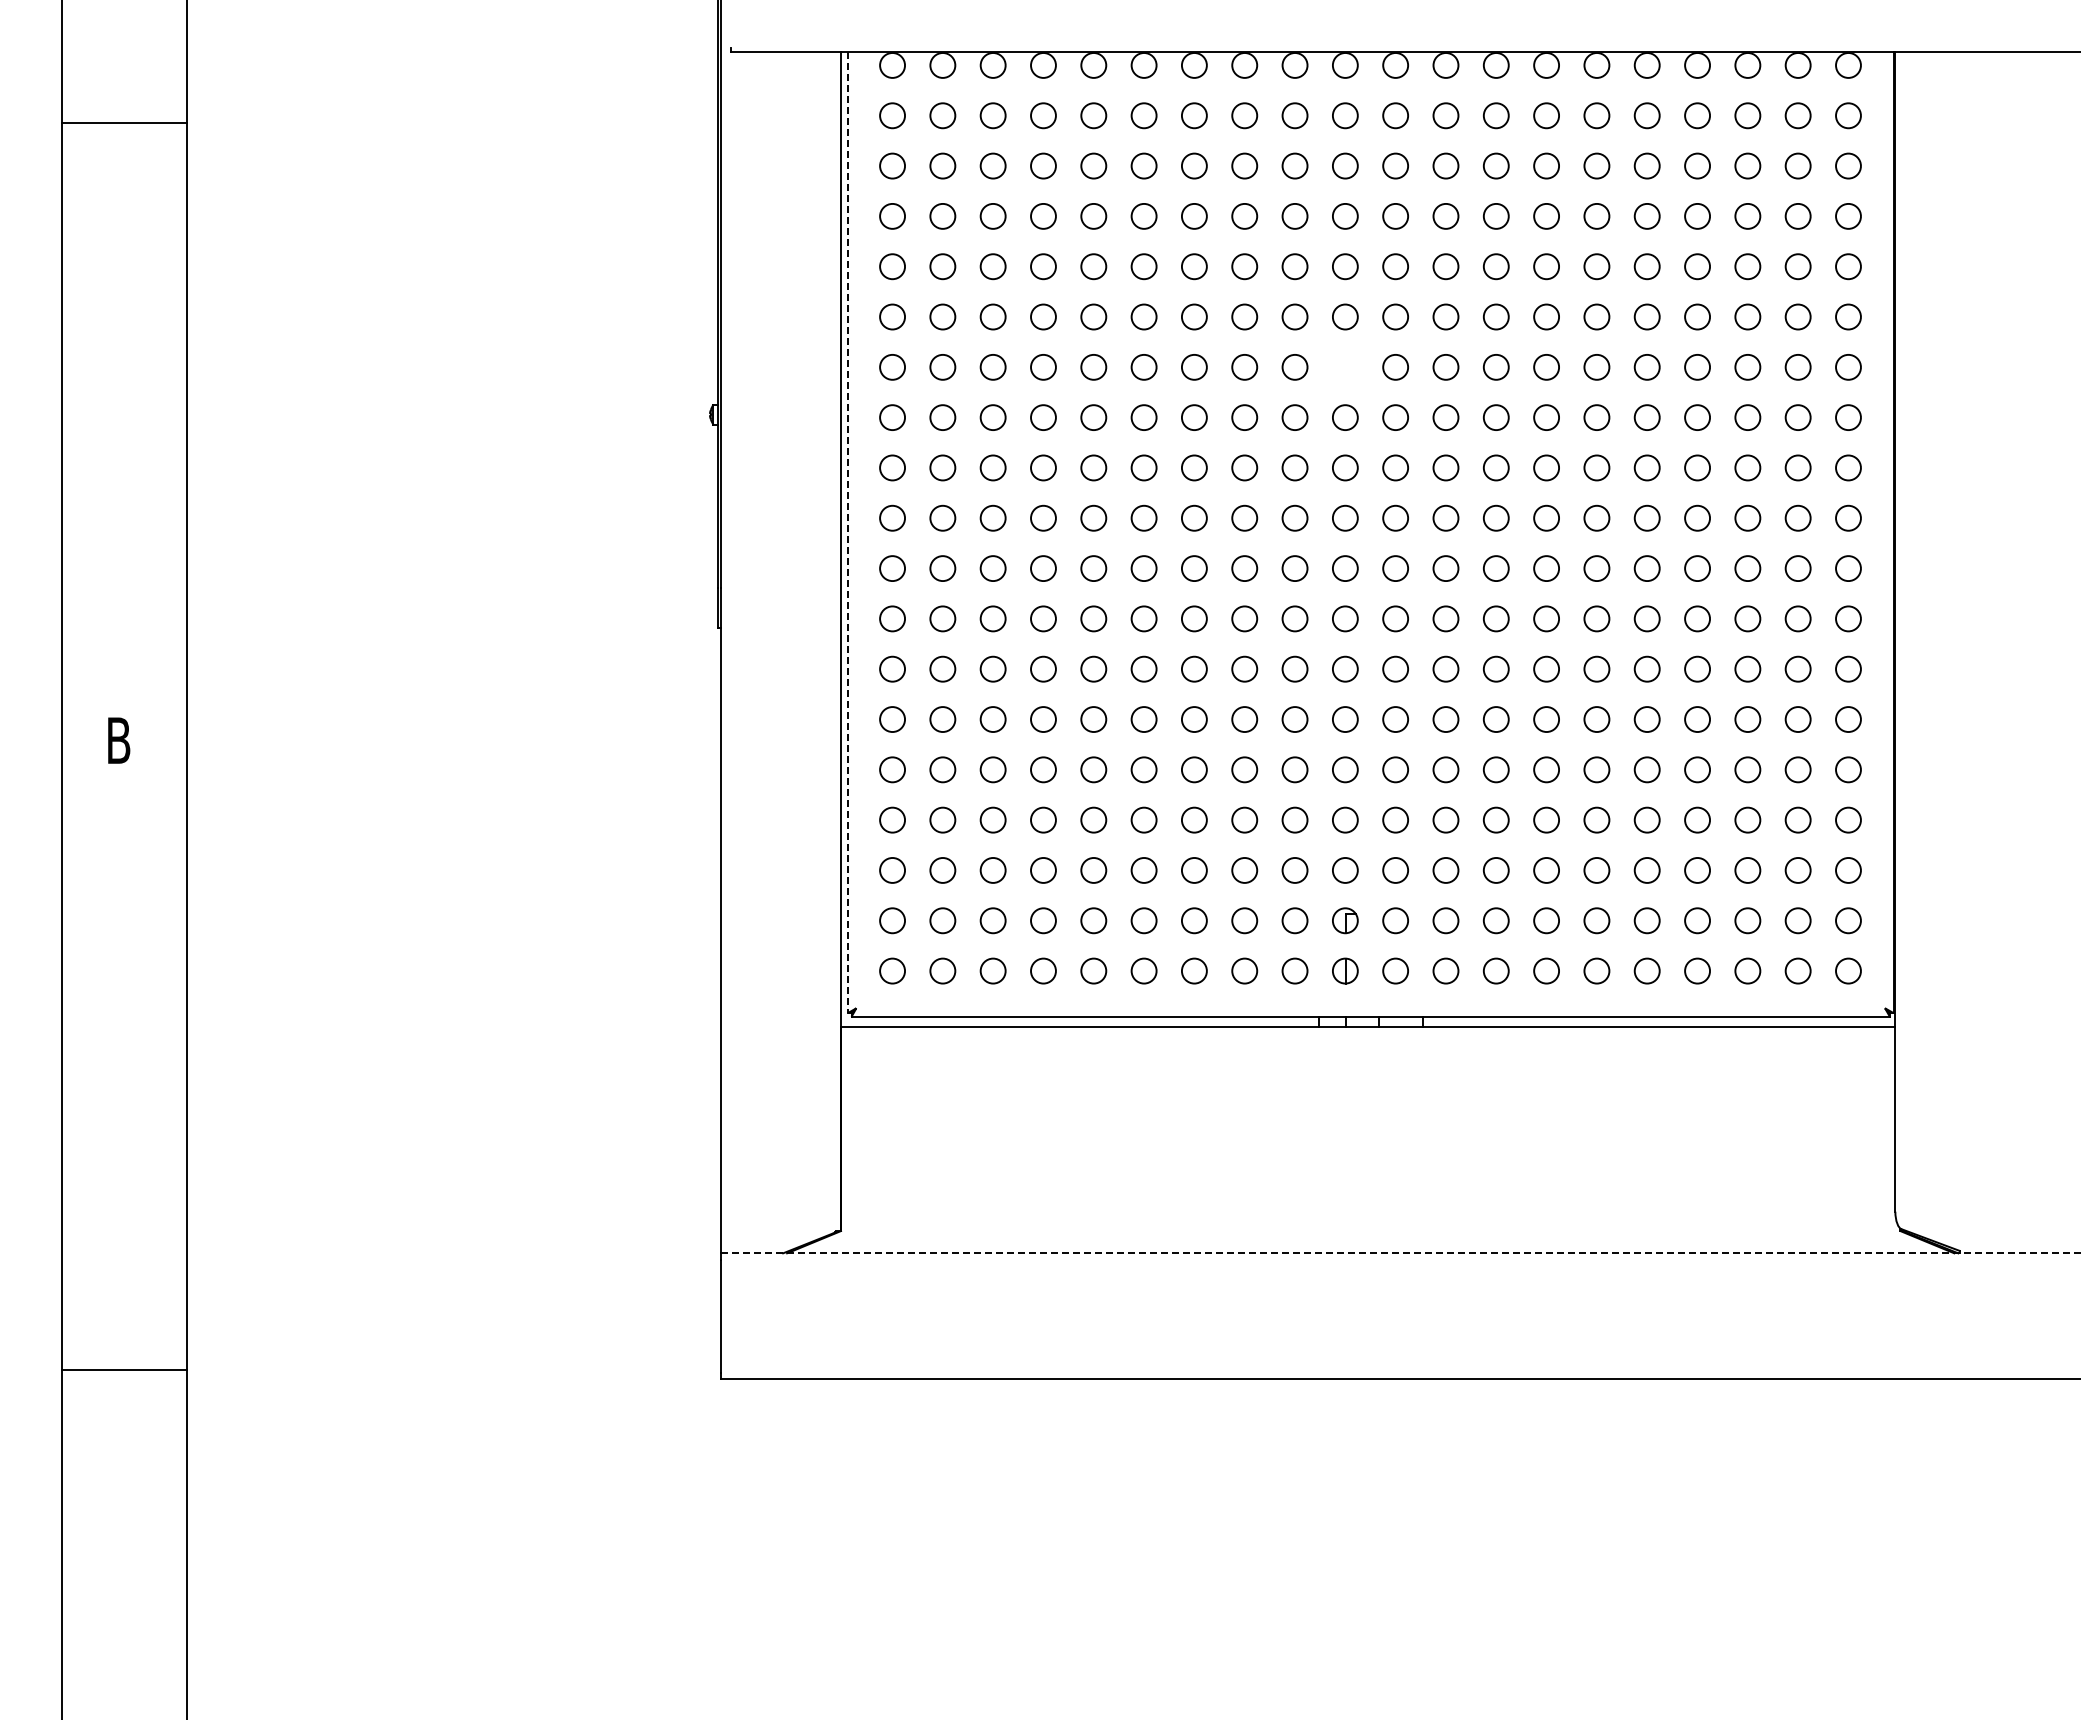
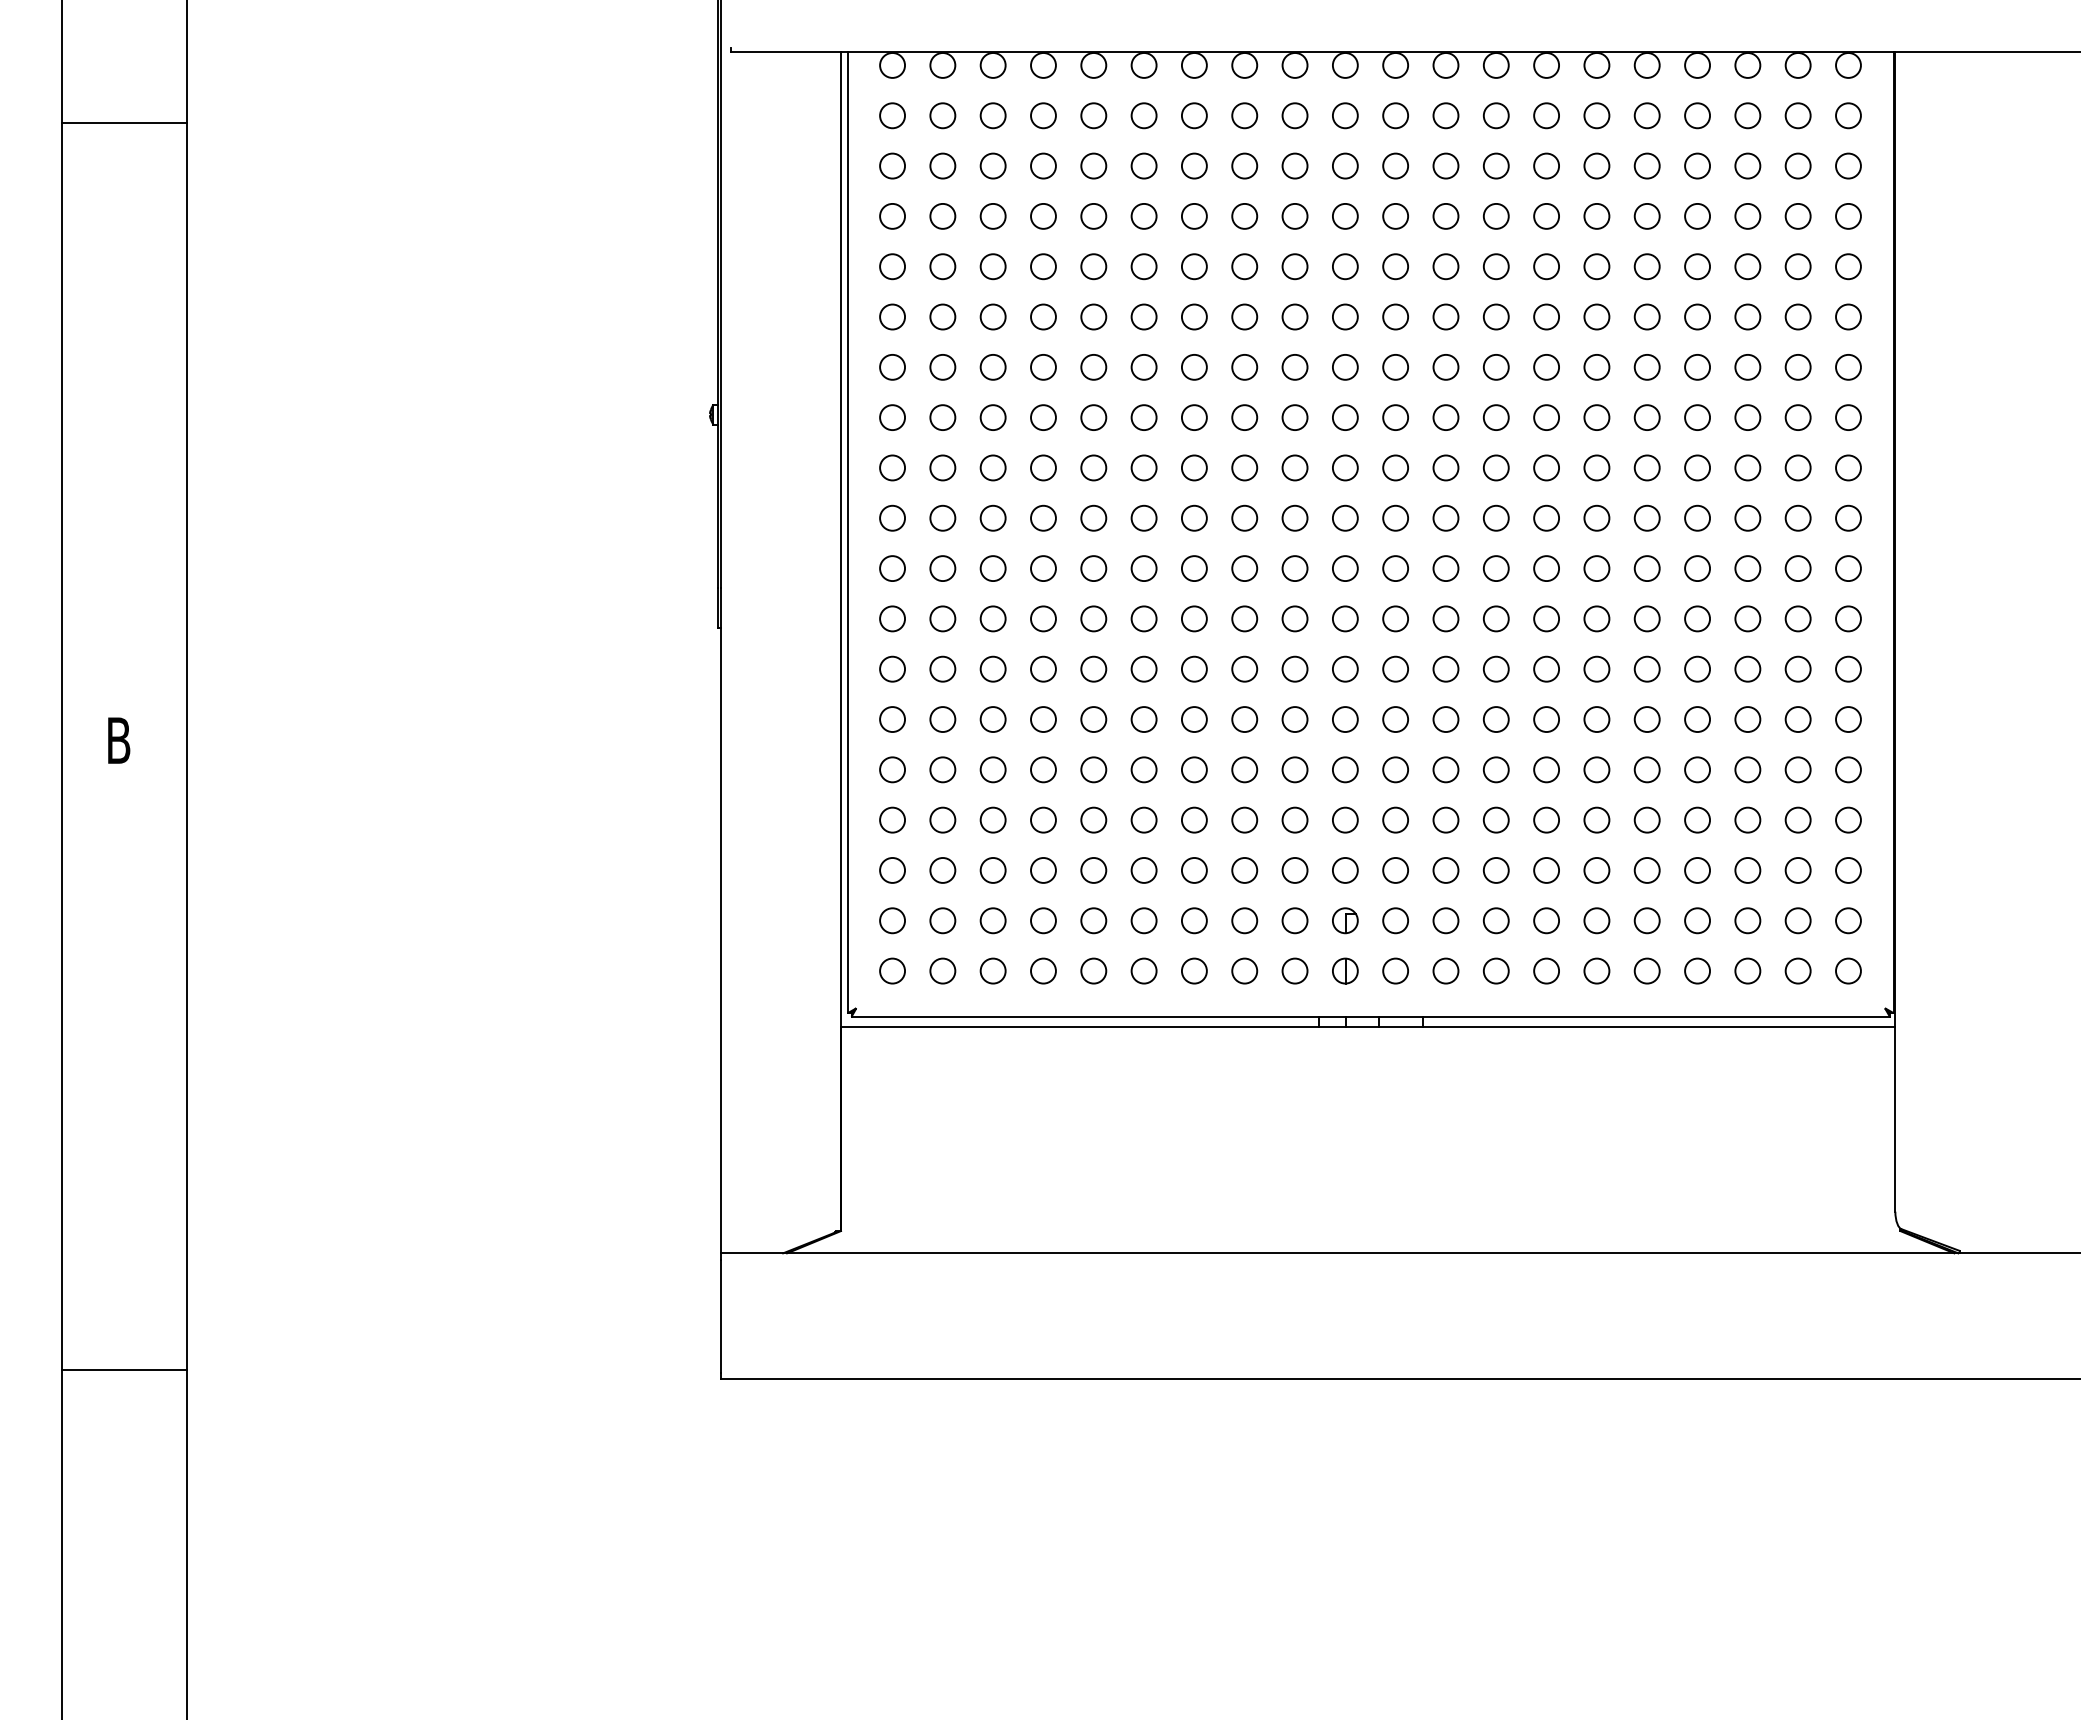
circle: none -> present (1345, 367)
line: dashed -> solid (847, 533)
line: dashed -> solid (1400, 1253)
